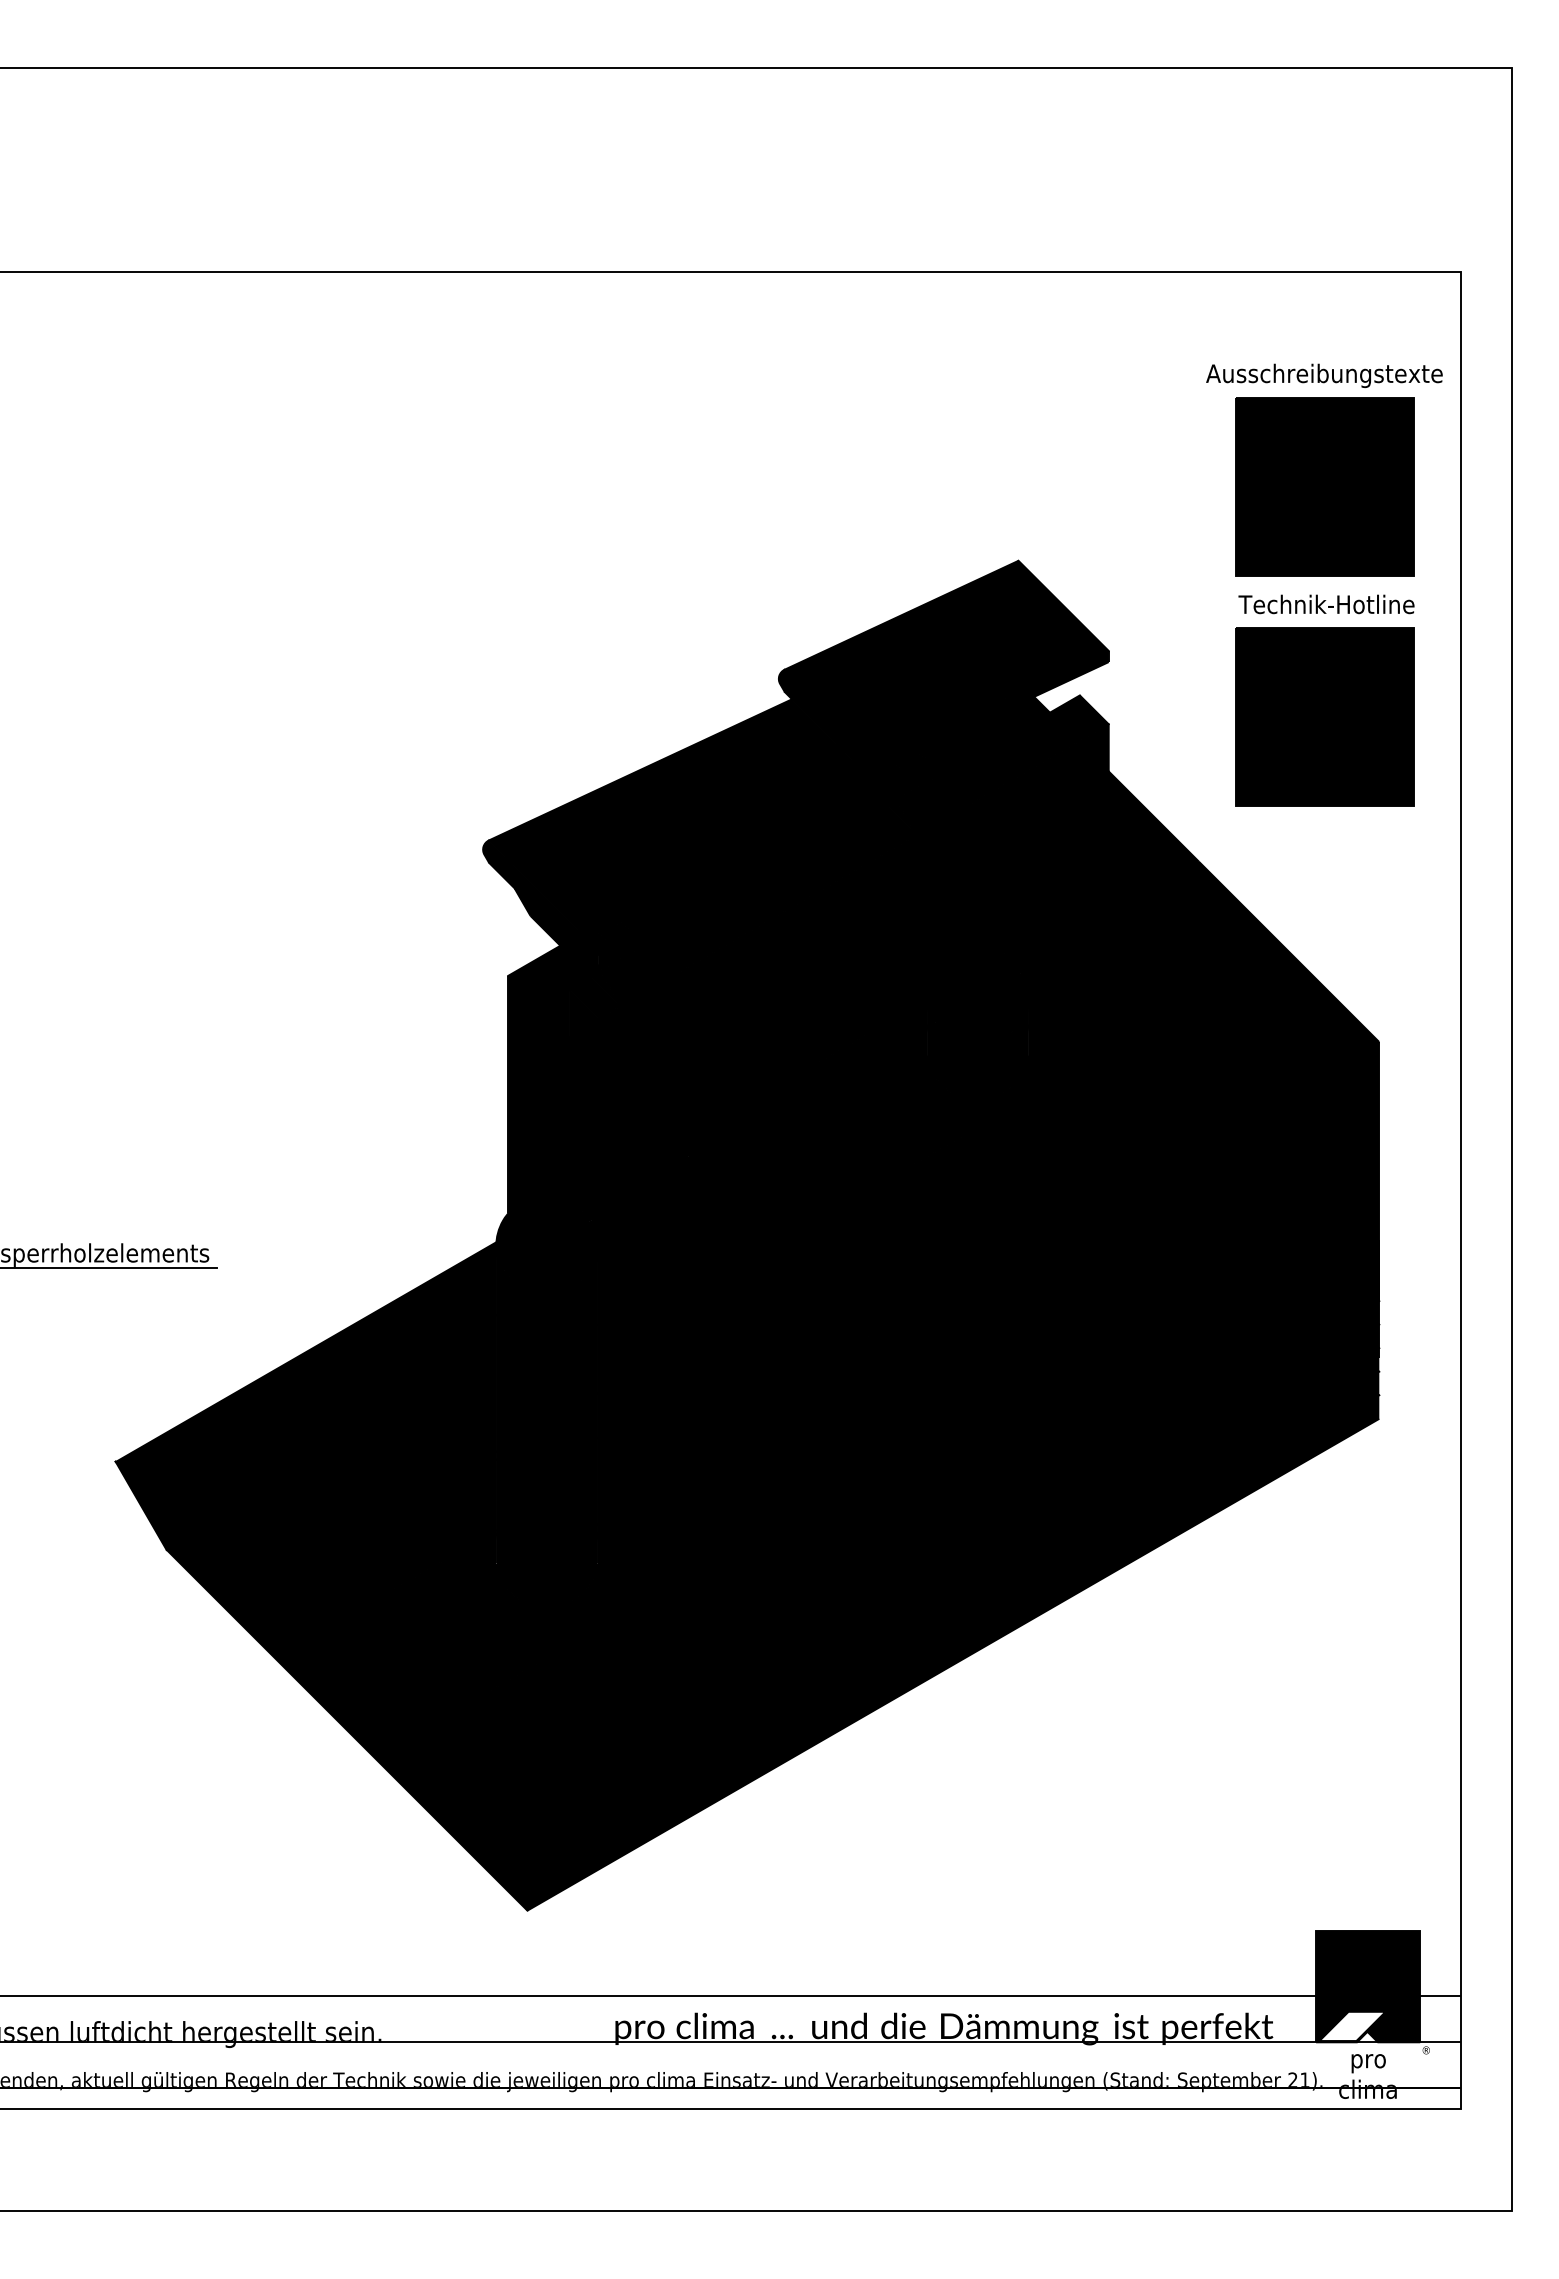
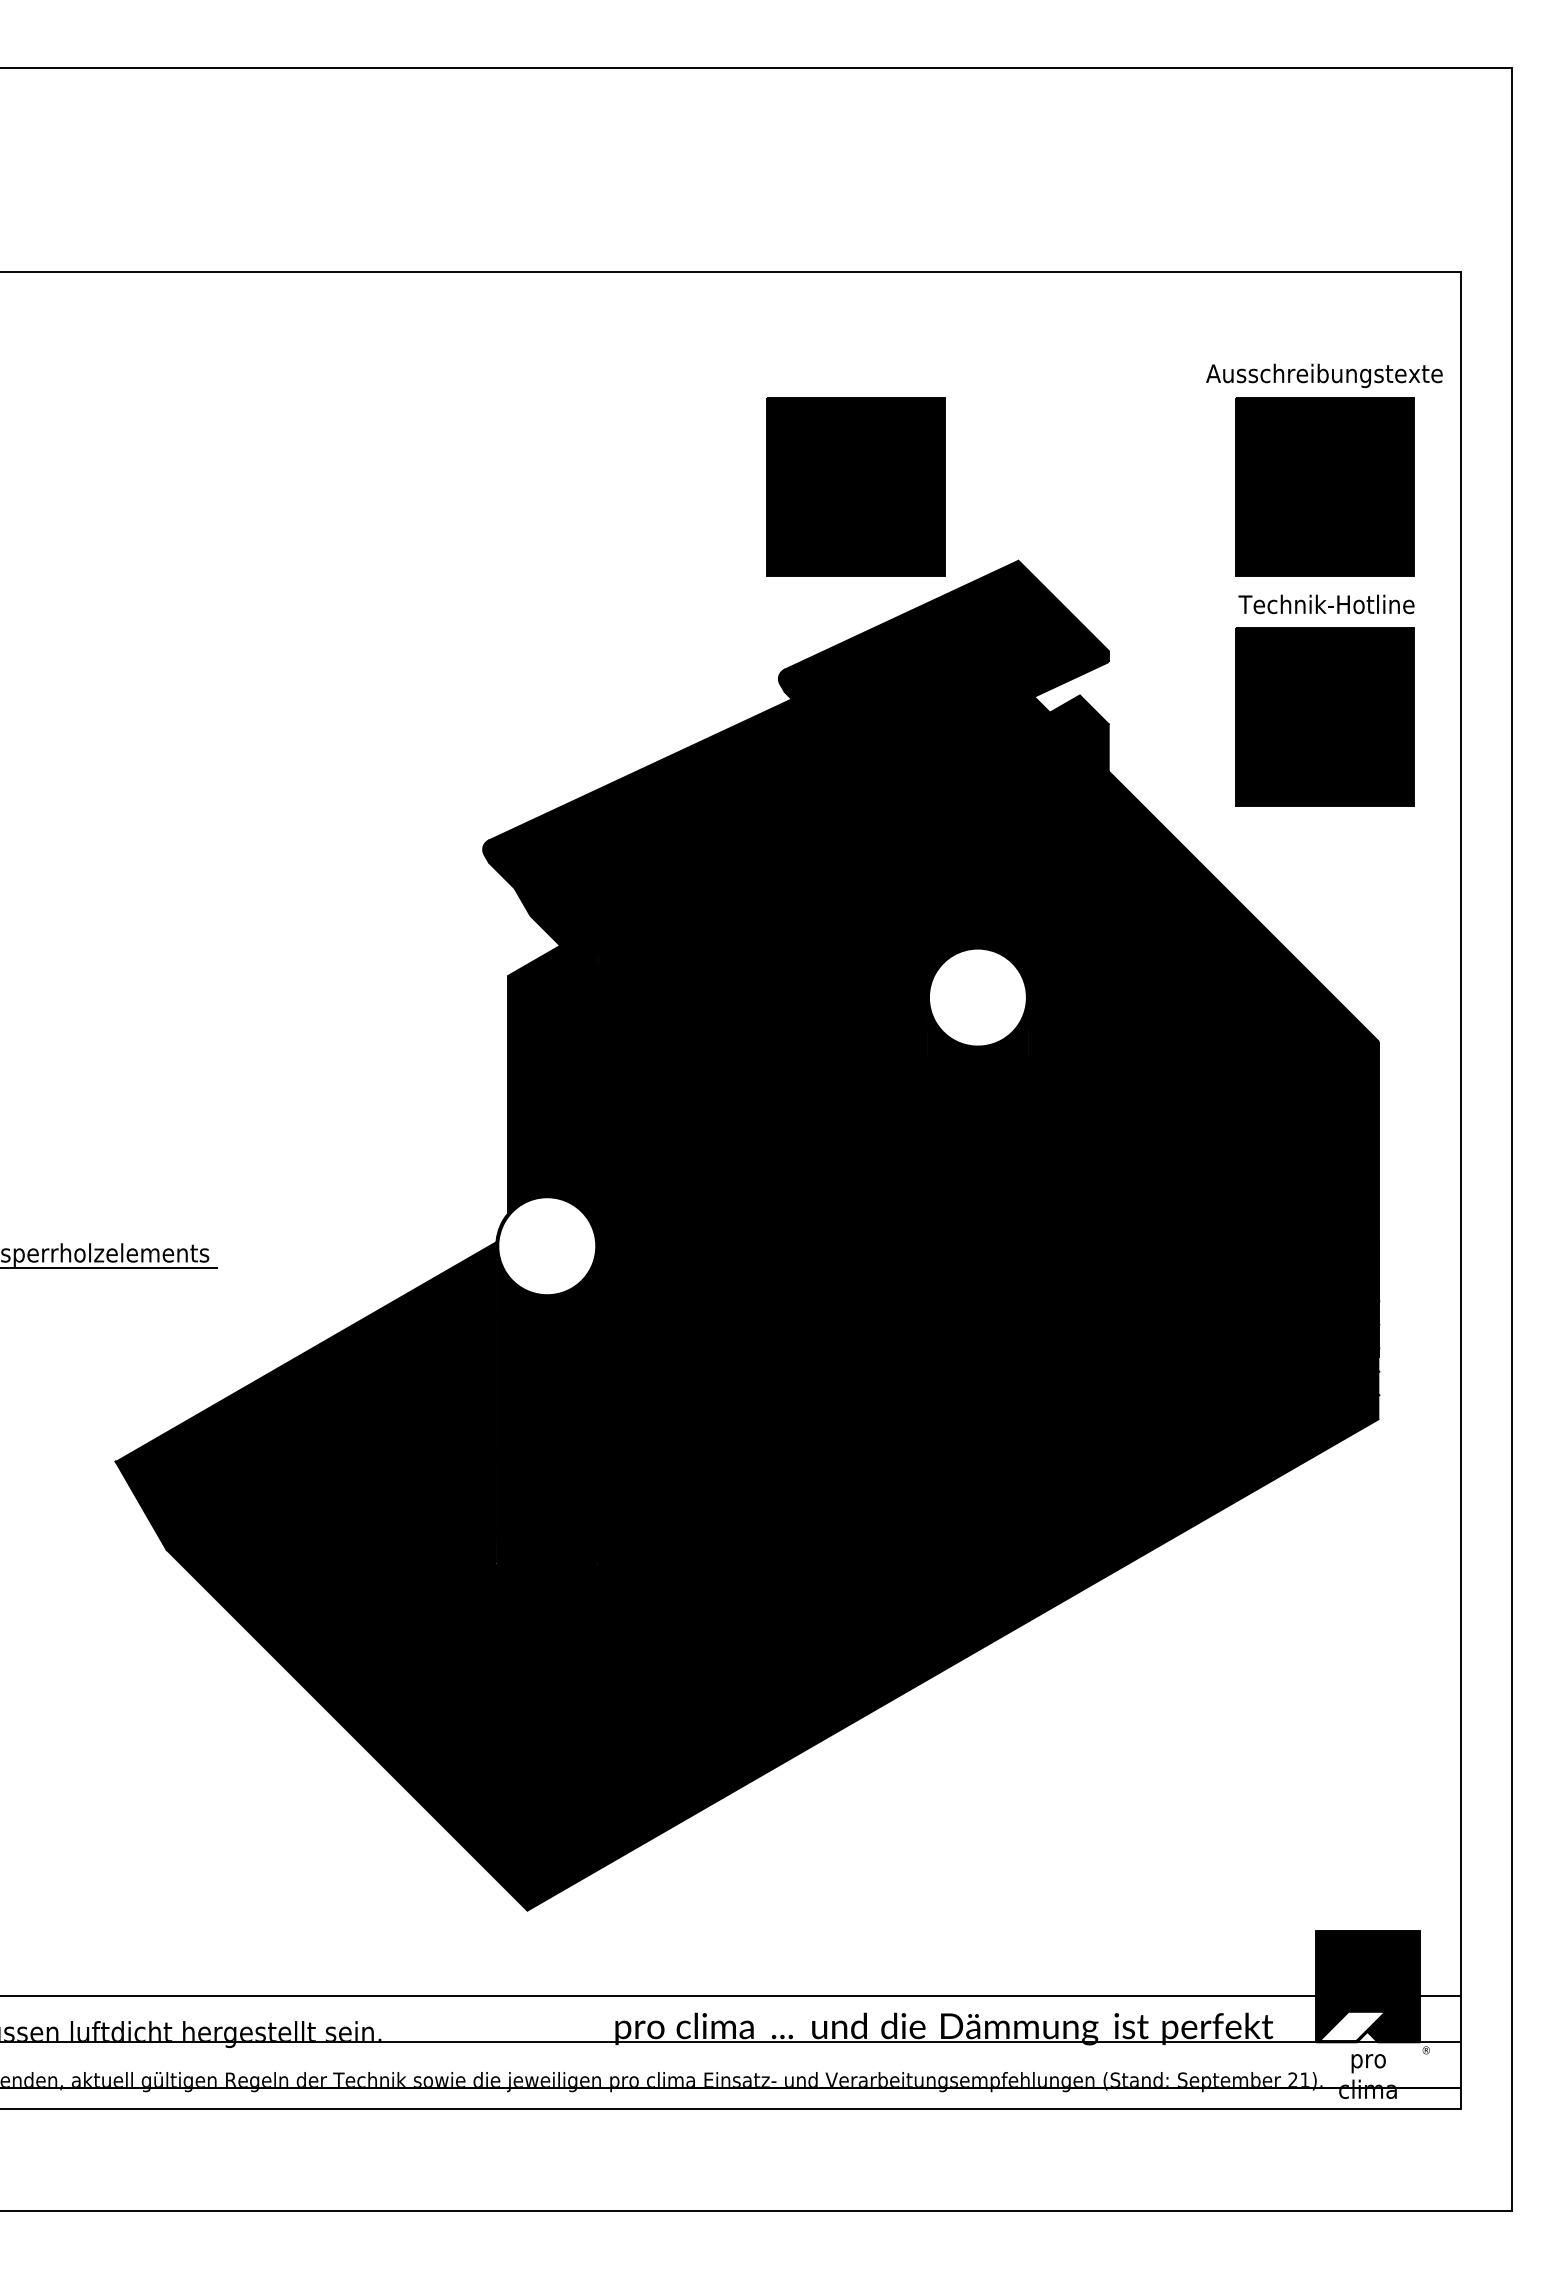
part: none -> present (855, 486)
fill: present -> none (977, 997)
fill: present -> none (547, 1246)
